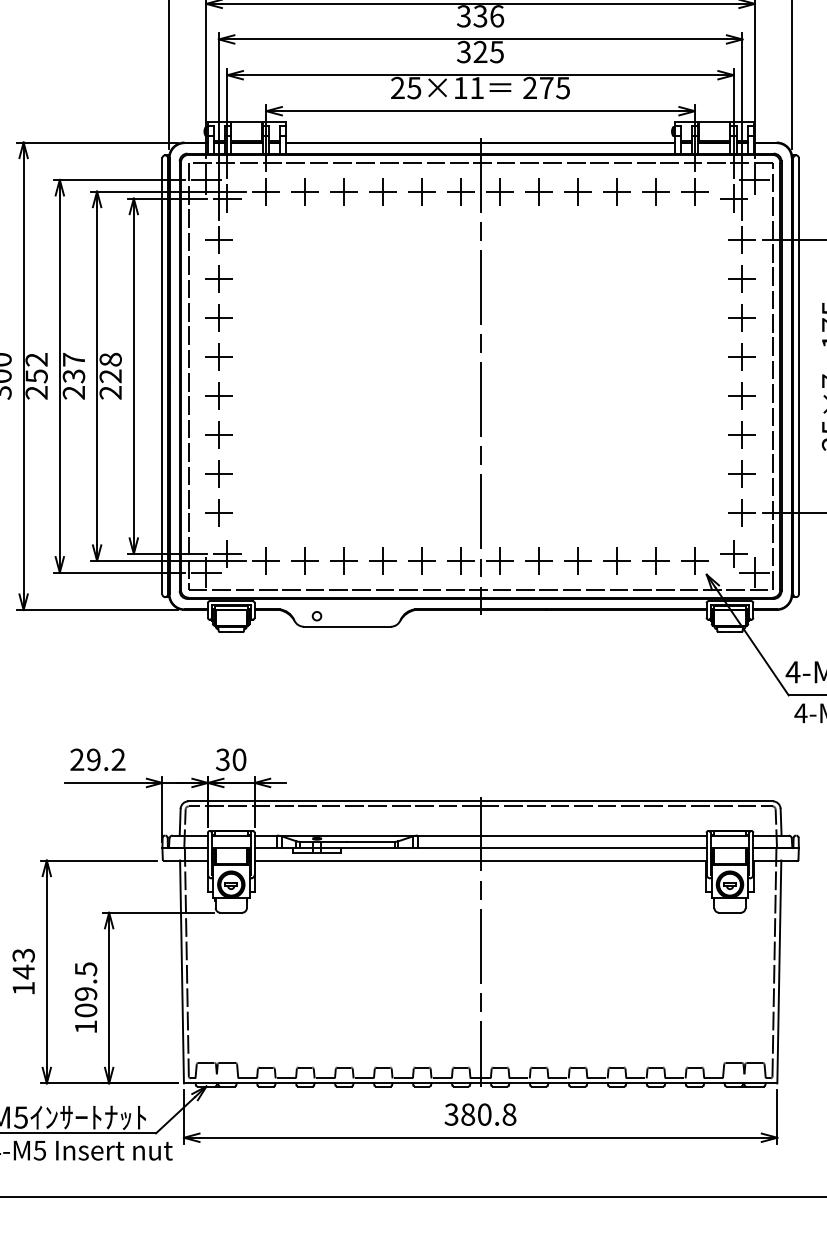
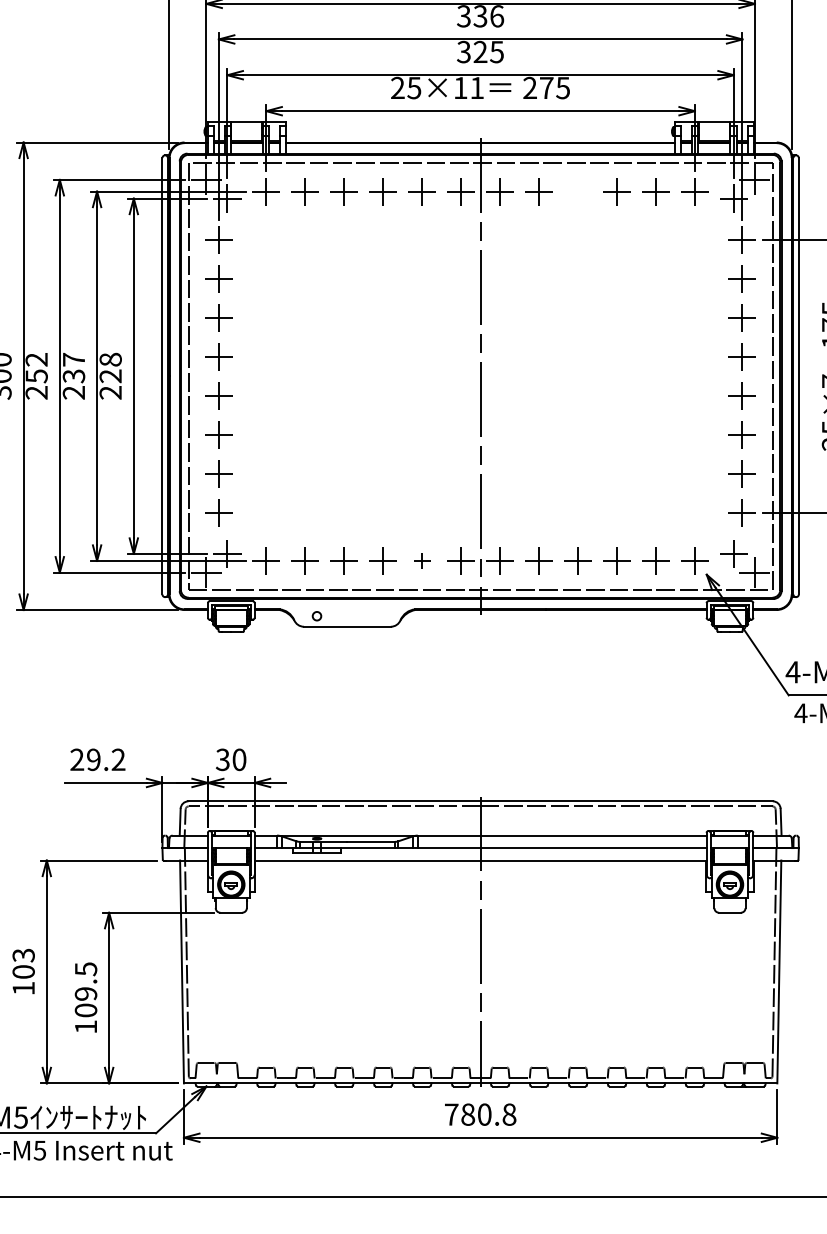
part: present -> none (577, 191)
part size: 28x28 px -> 17x16 px (422, 560)
text: 143 -> 103 (23, 971)
text: 380.8 -> 780.8 (451, 1114)
